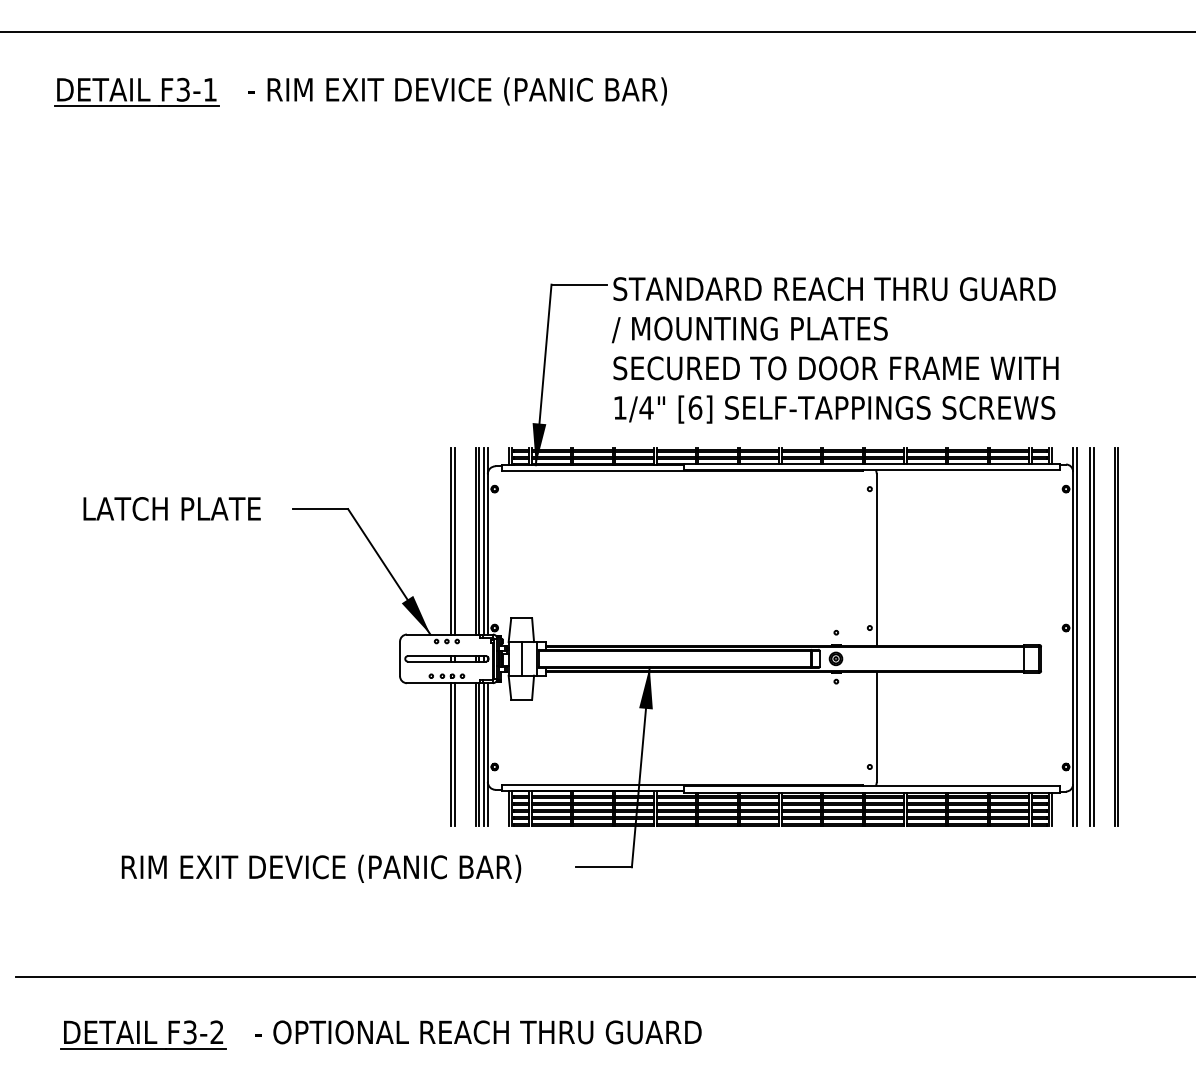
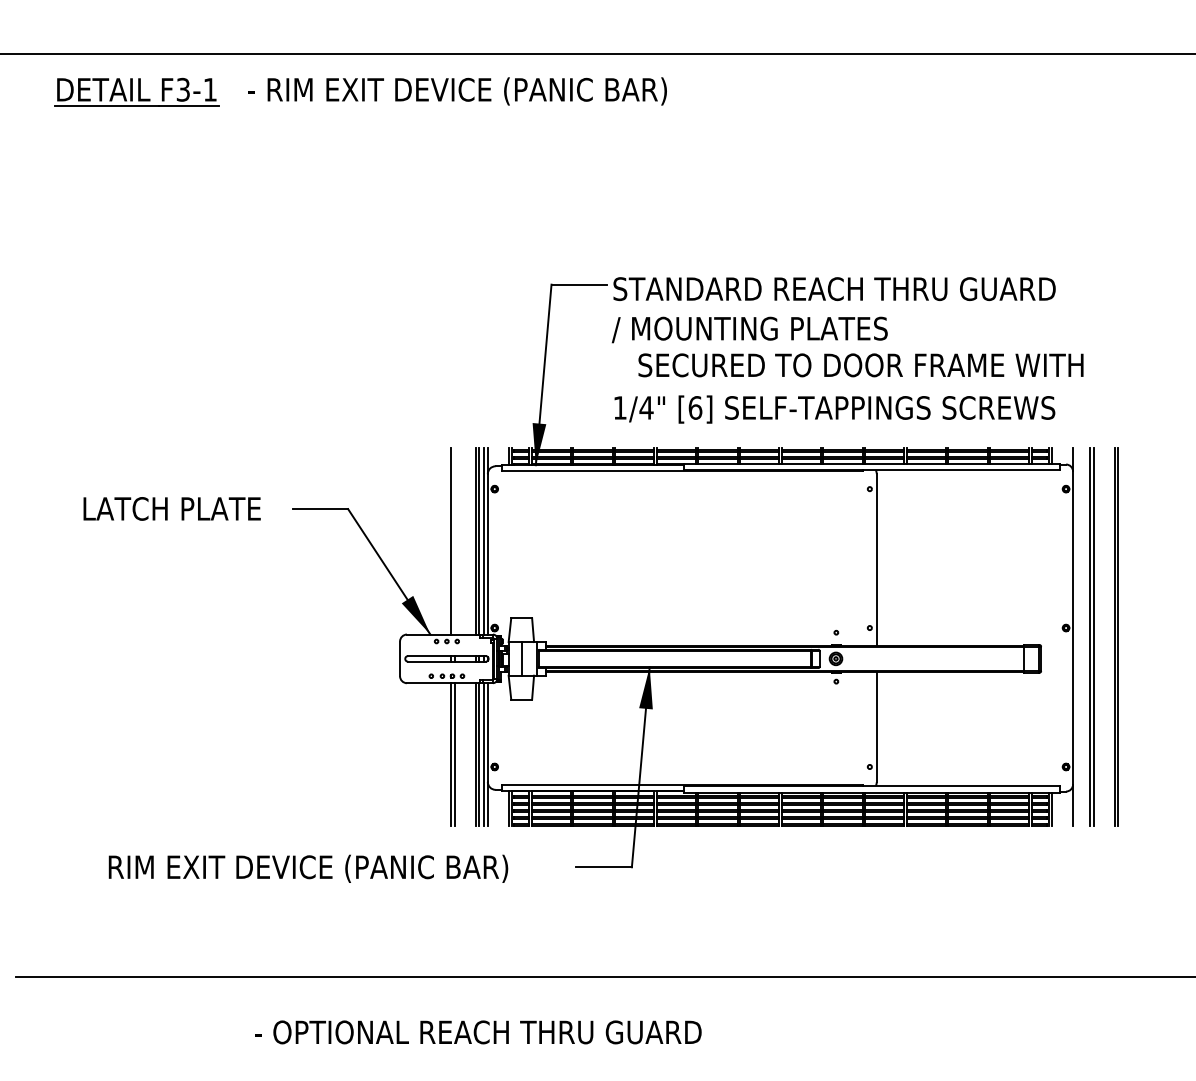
line position: (597, 32) -> (597, 54) (597, 54)
text position: (835, 368) -> (860, 365) (860, 365)
line: present -> none (454, 541)
line: present -> none (1076, 637)
text position: (321, 868) -> (308, 868) (308, 868)
part: present -> none (143, 1034)
